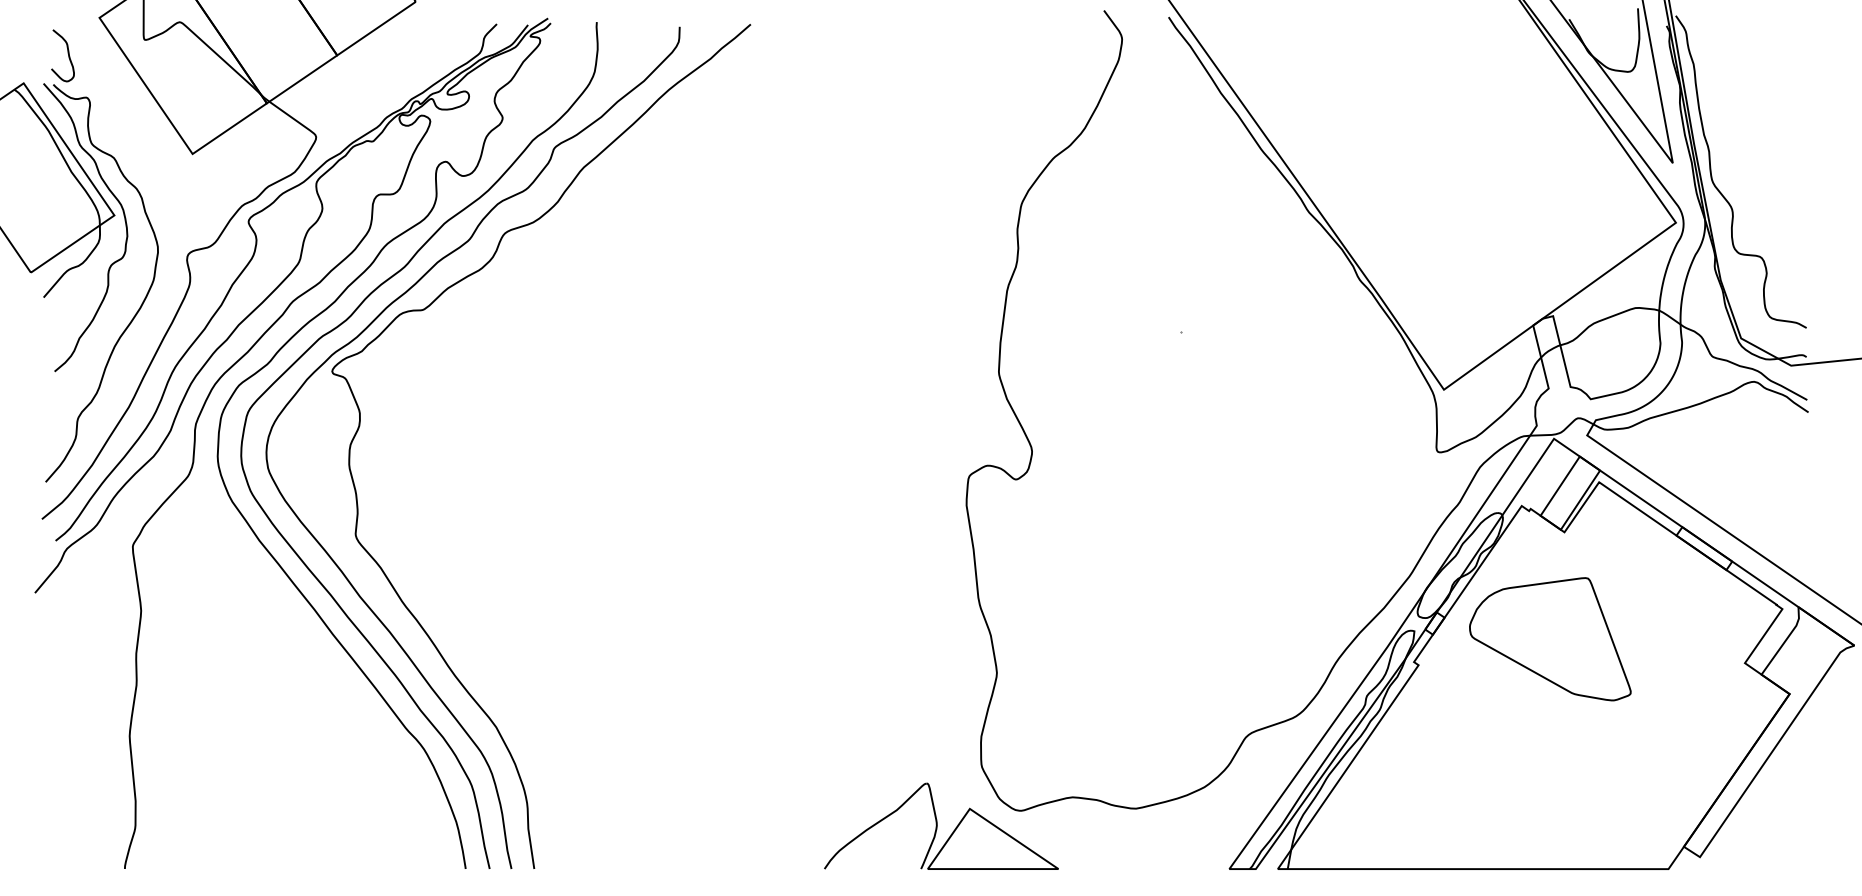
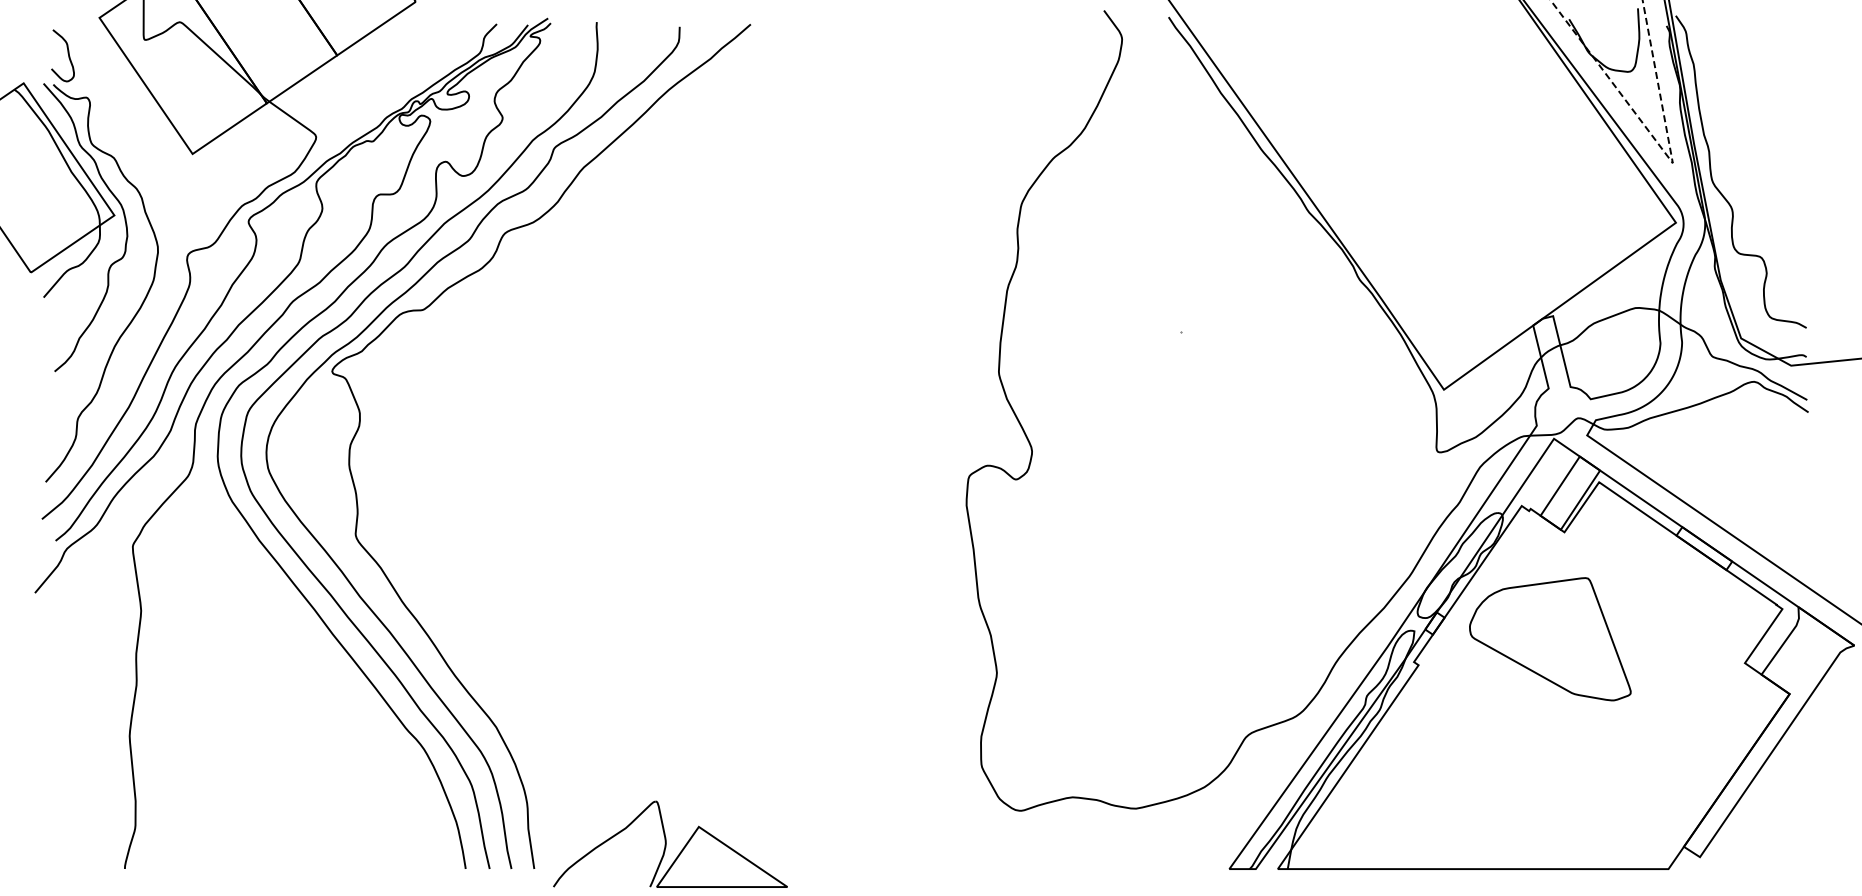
line: solid -> dashed (1662, 148)
part position: (941, 825) -> (670, 843) (670, 843)
